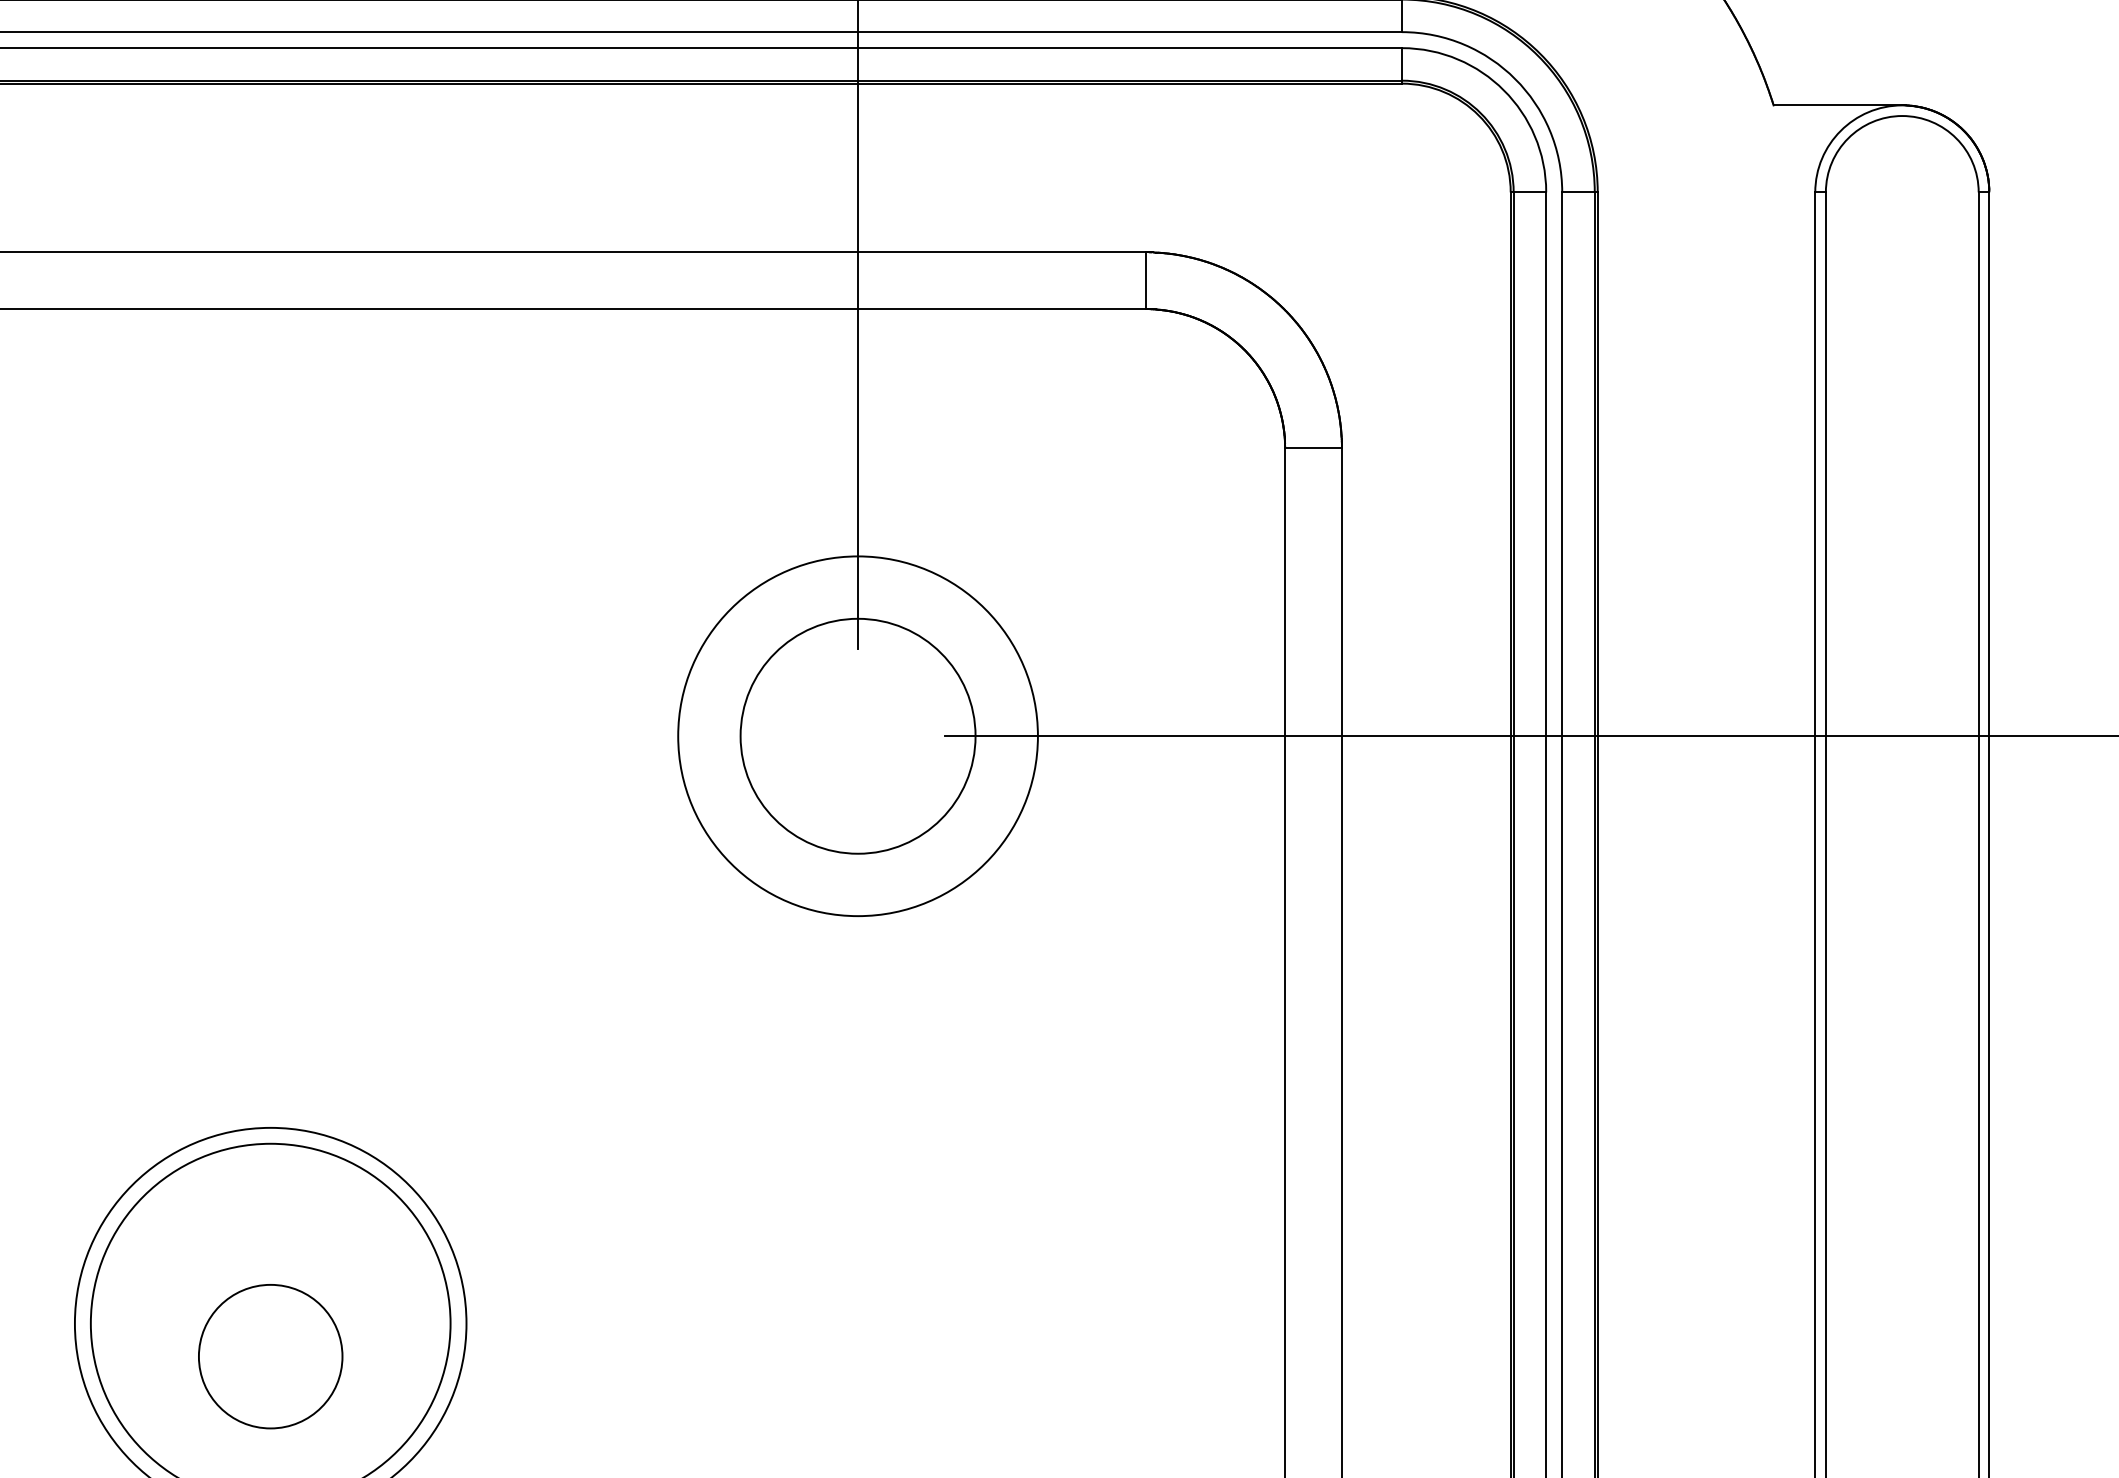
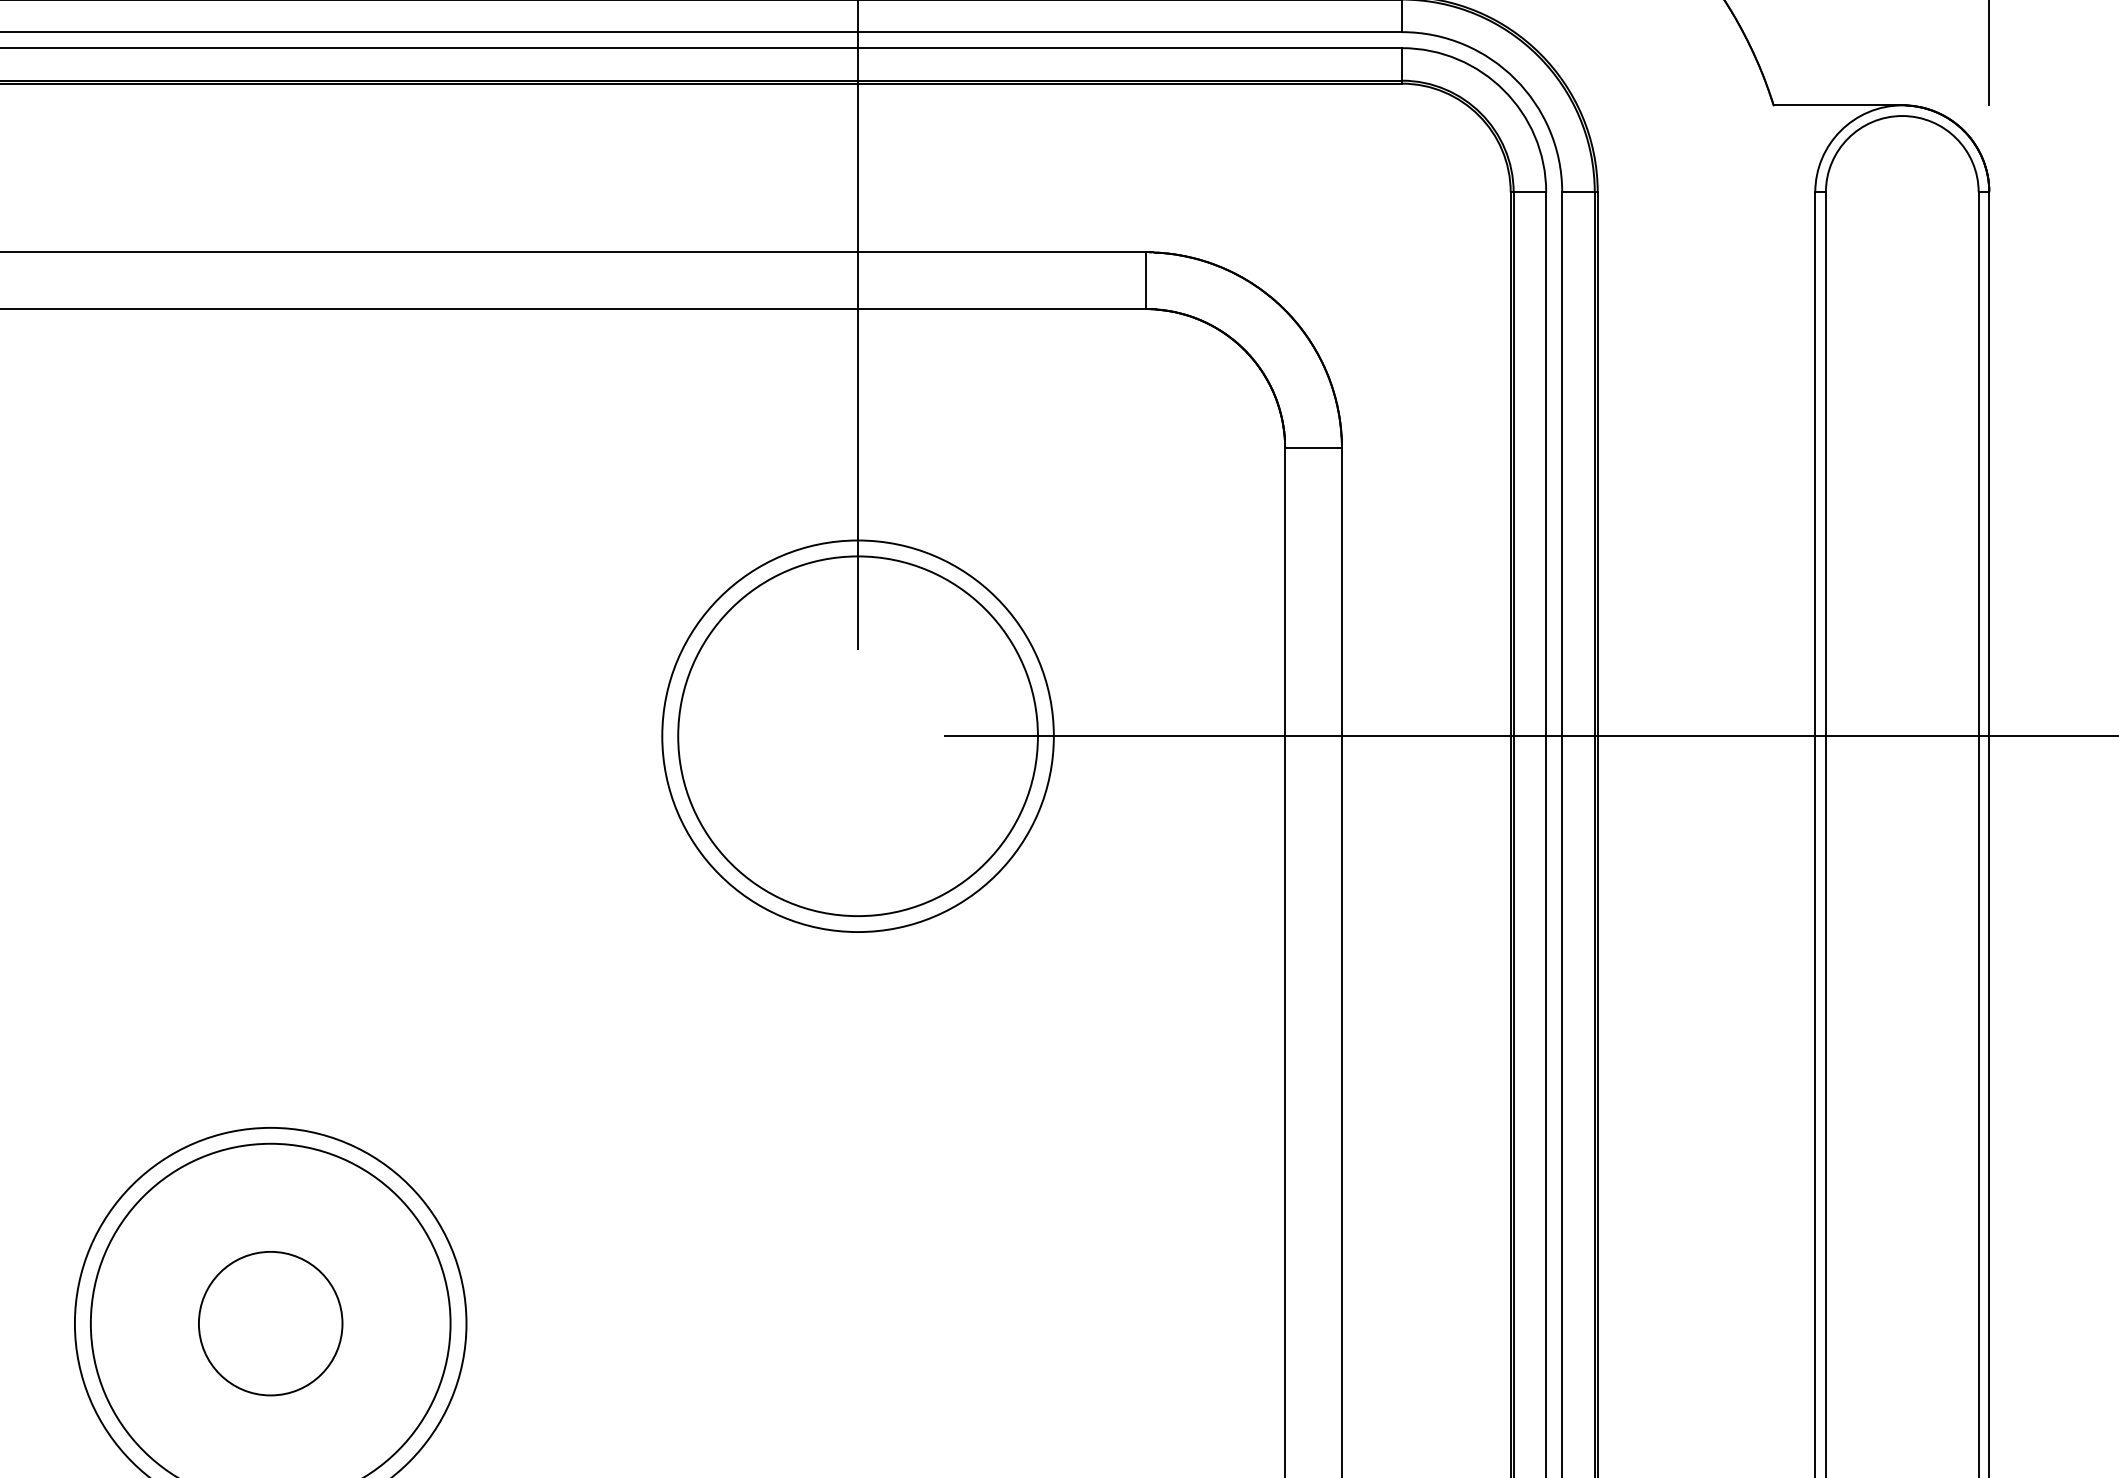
line: none -> present (1989, 53)
circle diameter: 235 px -> 392 px (857, 736)
circle position: (270, 1356) -> (270, 1323) (270, 1323)
